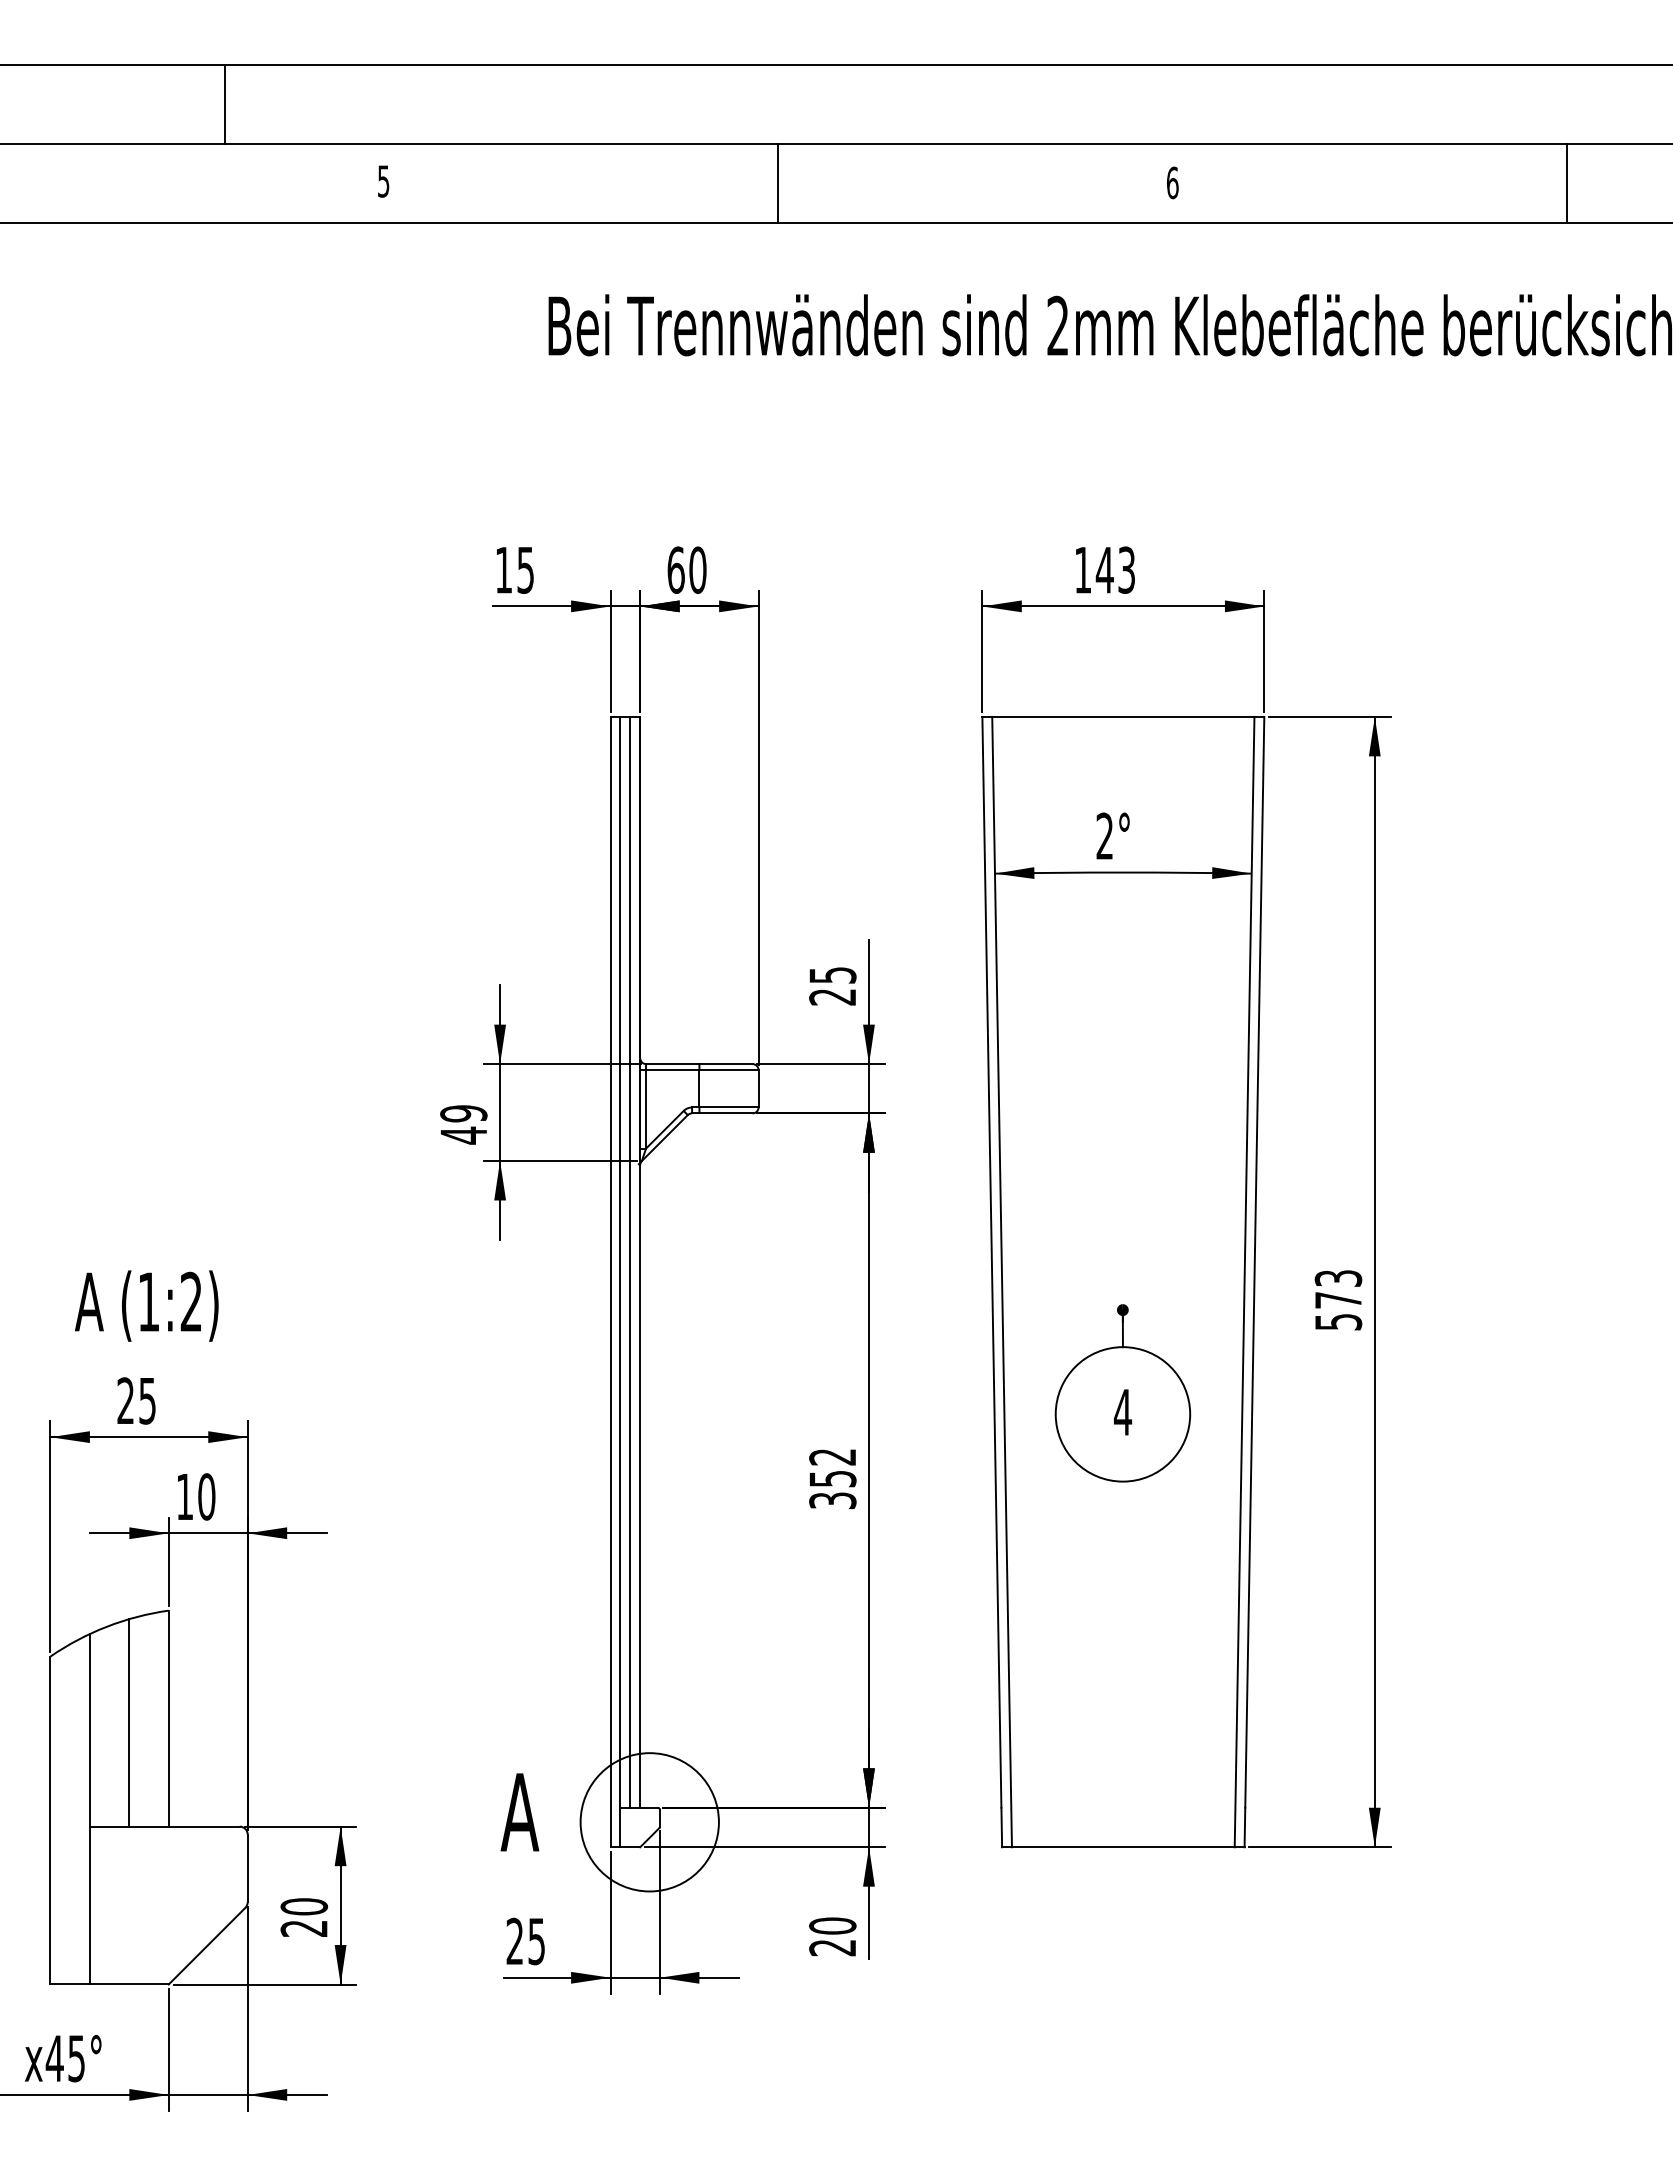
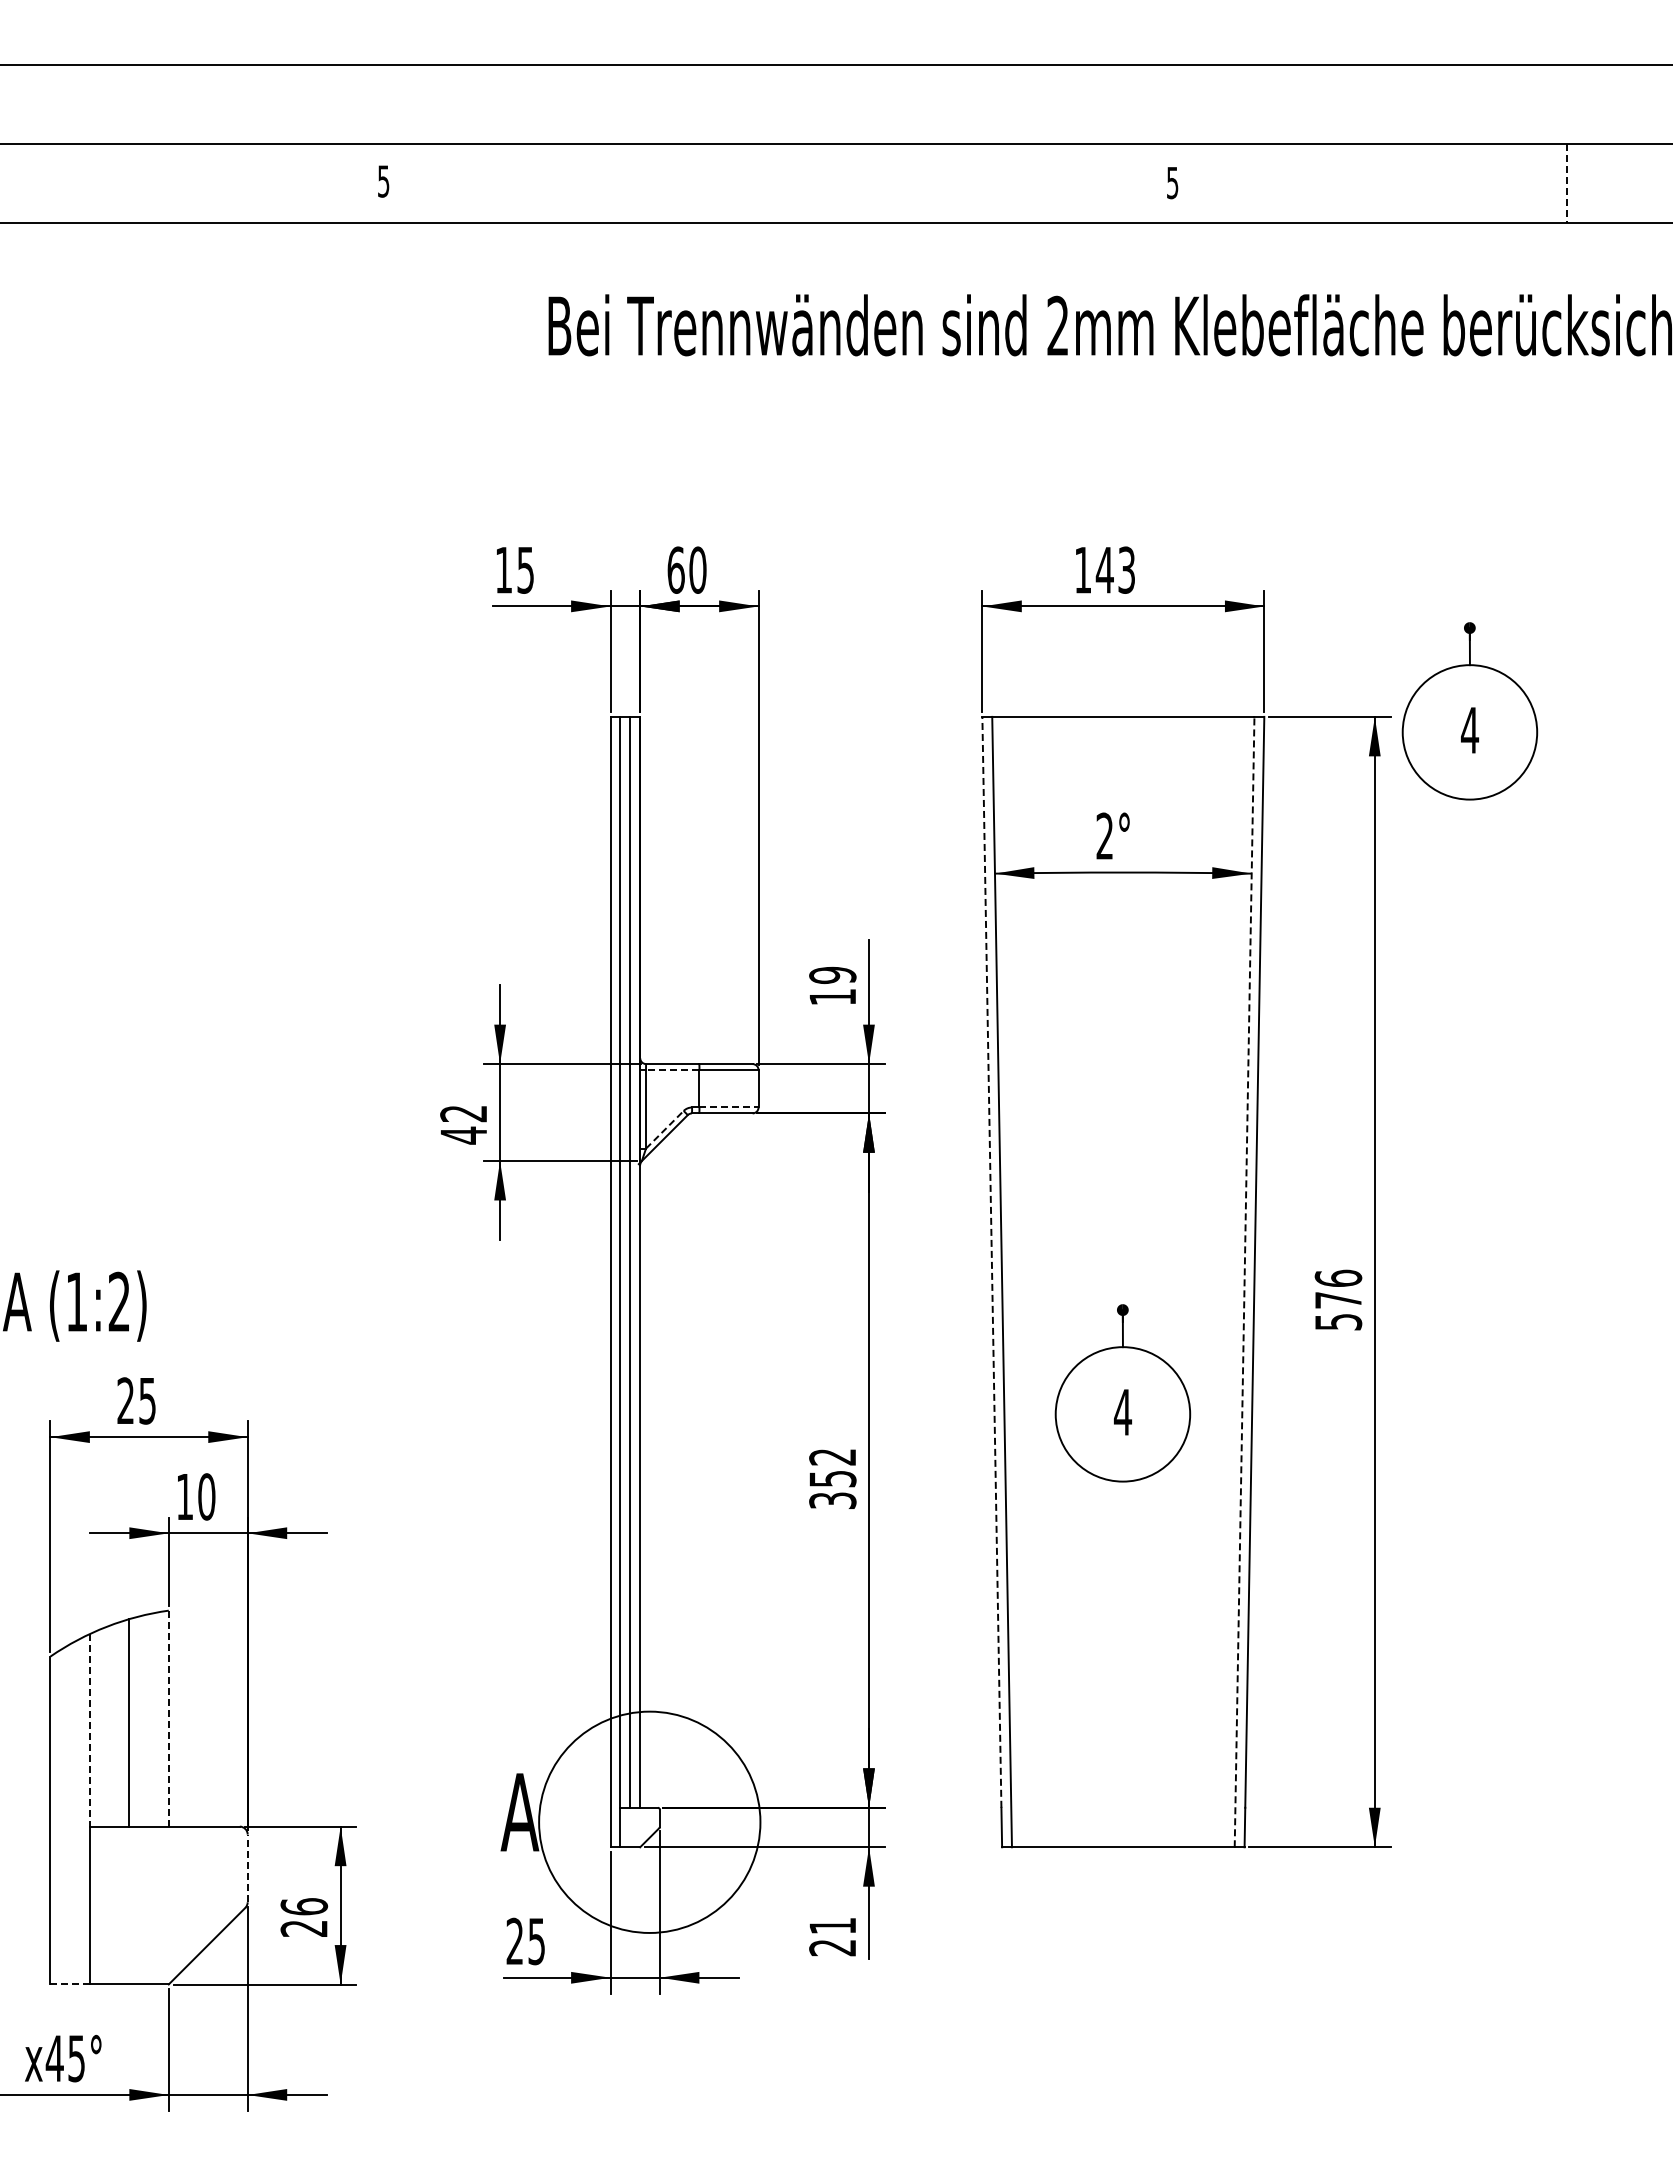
line: present -> none (225, 104)
text: 6 -> 5 (1172, 182)
line: present -> none (777, 183)
line: solid -> dashed (1566, 184)
part: none -> present (1469, 711)
text: 25 -> 19 (832, 985)
line: solid -> dashed (672, 1070)
line: solid -> dashed (729, 1107)
text: 49 -> 42 (463, 1113)
line: solid -> dashed (664, 1129)
line: solid -> dashed (991, 1262)
text: 573 -> 576 (1338, 1277)
line: solid -> dashed (1244, 1281)
text position: (146, 1305) -> (74, 1305) (74, 1305)
line: solid -> dashed (168, 1718)
line: solid -> dashed (89, 1730)
circle diameter: 138 px -> 221 px (649, 1821)
line: solid -> dashed (247, 1868)
text: 20 -> 26 (303, 1906)
text: 20 -> 21 (832, 1925)
line: solid -> dashed (70, 1984)
